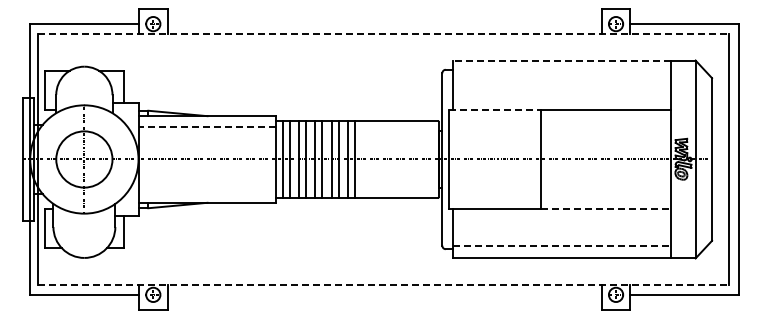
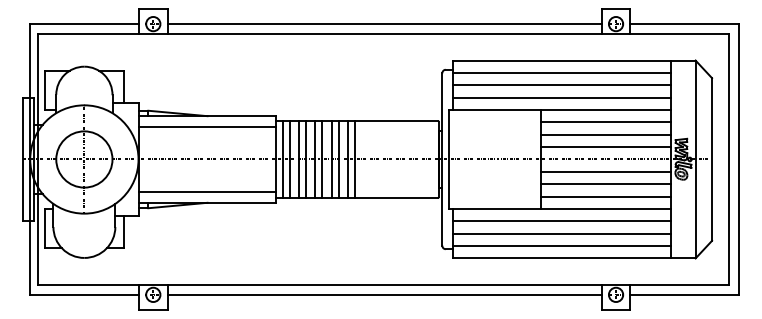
line: none -> present (384, 24)
line: dashed -> solid (383, 33)
line: dashed -> solid (561, 60)
line: none -> present (561, 72)
line: none -> present (561, 85)
line: none -> present (561, 97)
line: dashed -> solid (495, 110)
line: none -> present (606, 122)
line: dashed -> solid (207, 127)
line: none -> present (606, 134)
line: none -> present (606, 147)
line: none -> present (606, 171)
line: none -> present (606, 184)
line: none -> present (207, 191)
line: none -> present (606, 196)
line: dashed -> solid (606, 208)
line: none -> present (561, 221)
line: none -> present (561, 233)
line: dashed -> solid (562, 246)
line: dashed -> solid (383, 285)
line: none -> present (384, 294)
